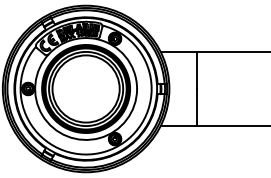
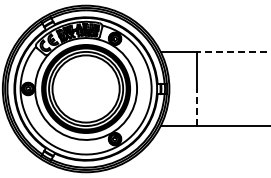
line: solid -> dashed (233, 51)
line: solid -> dashed (197, 107)
